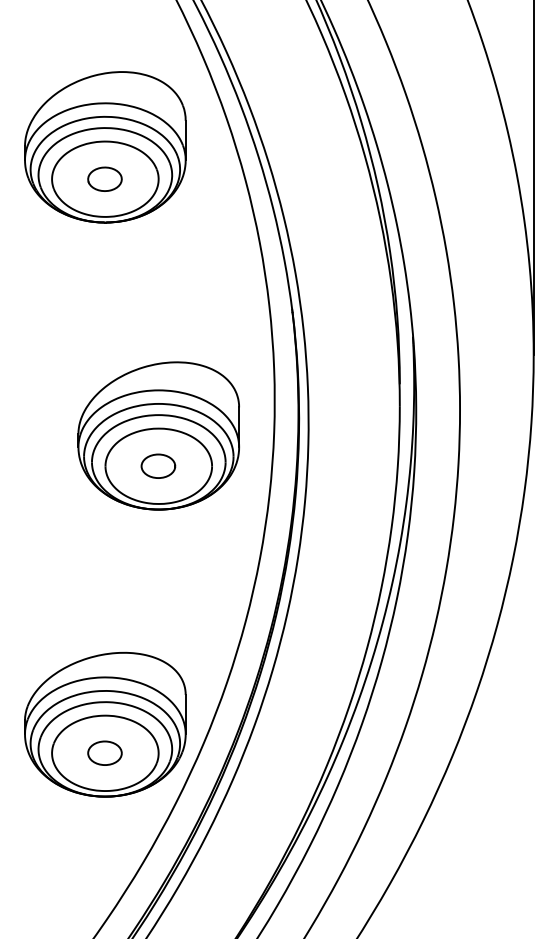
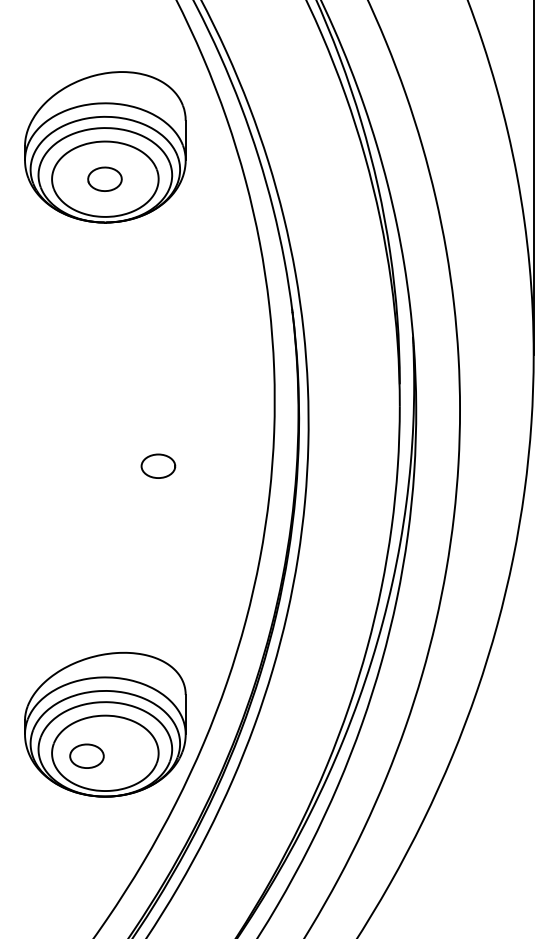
part: present -> none (158, 435)
part position: (104, 752) -> (86, 755) (86, 755)
